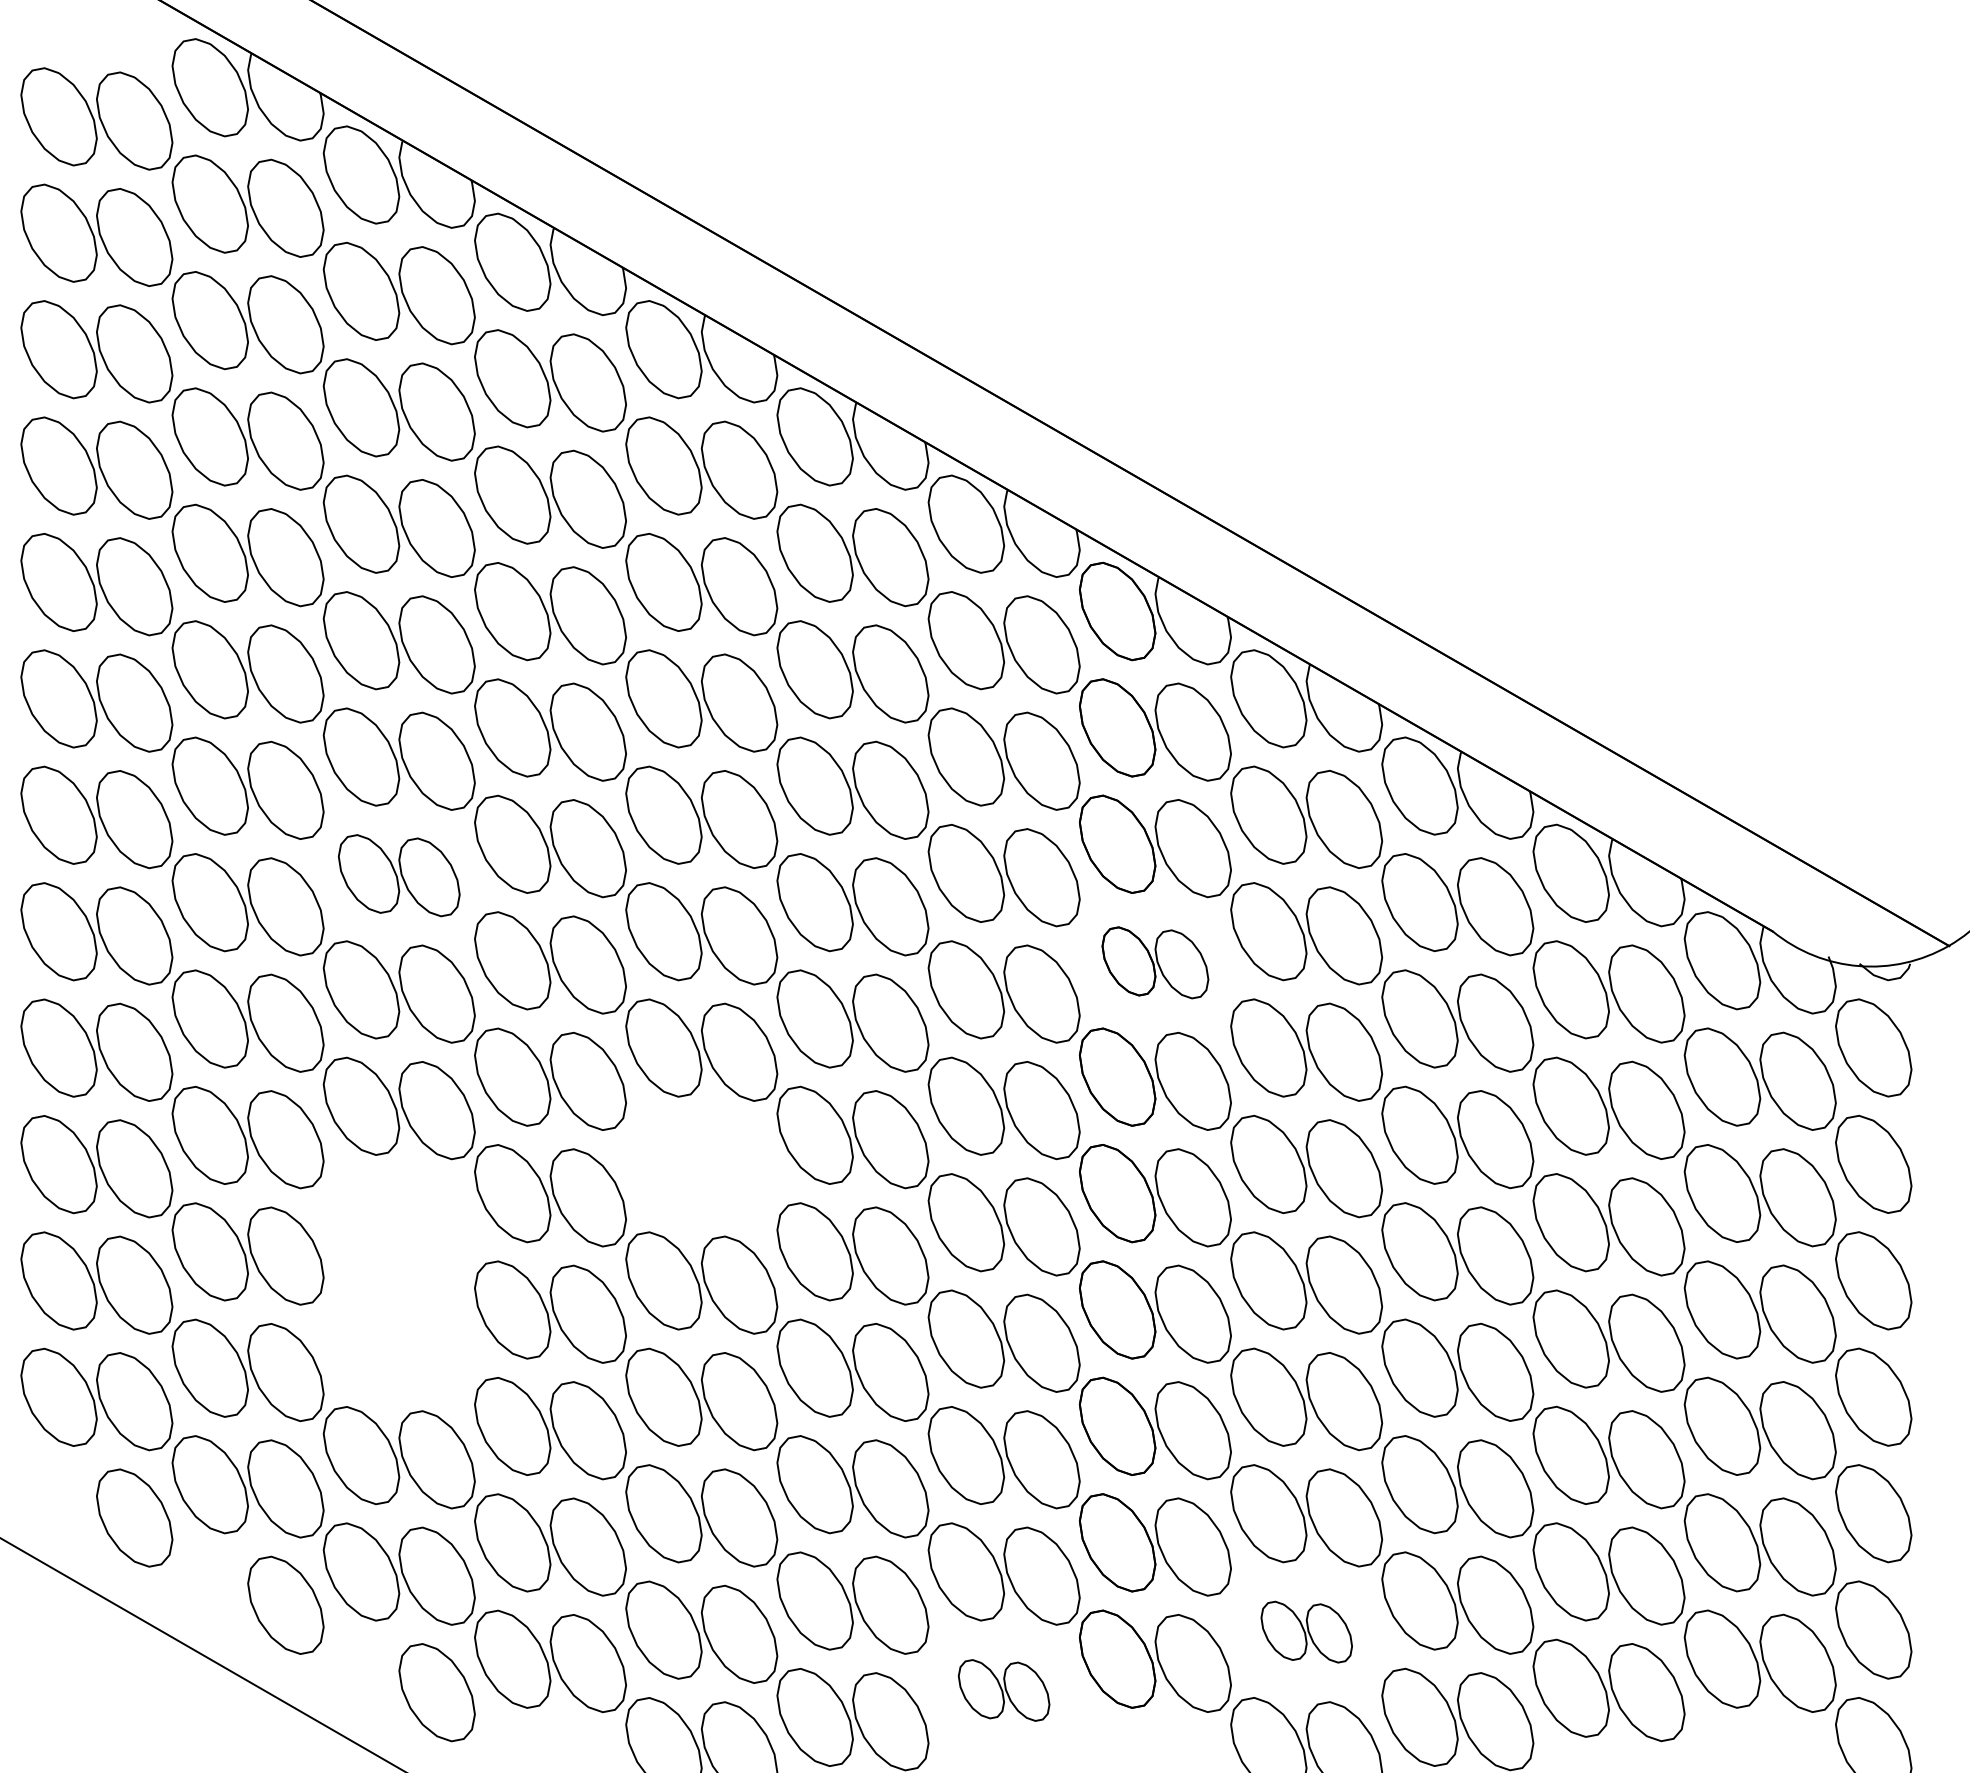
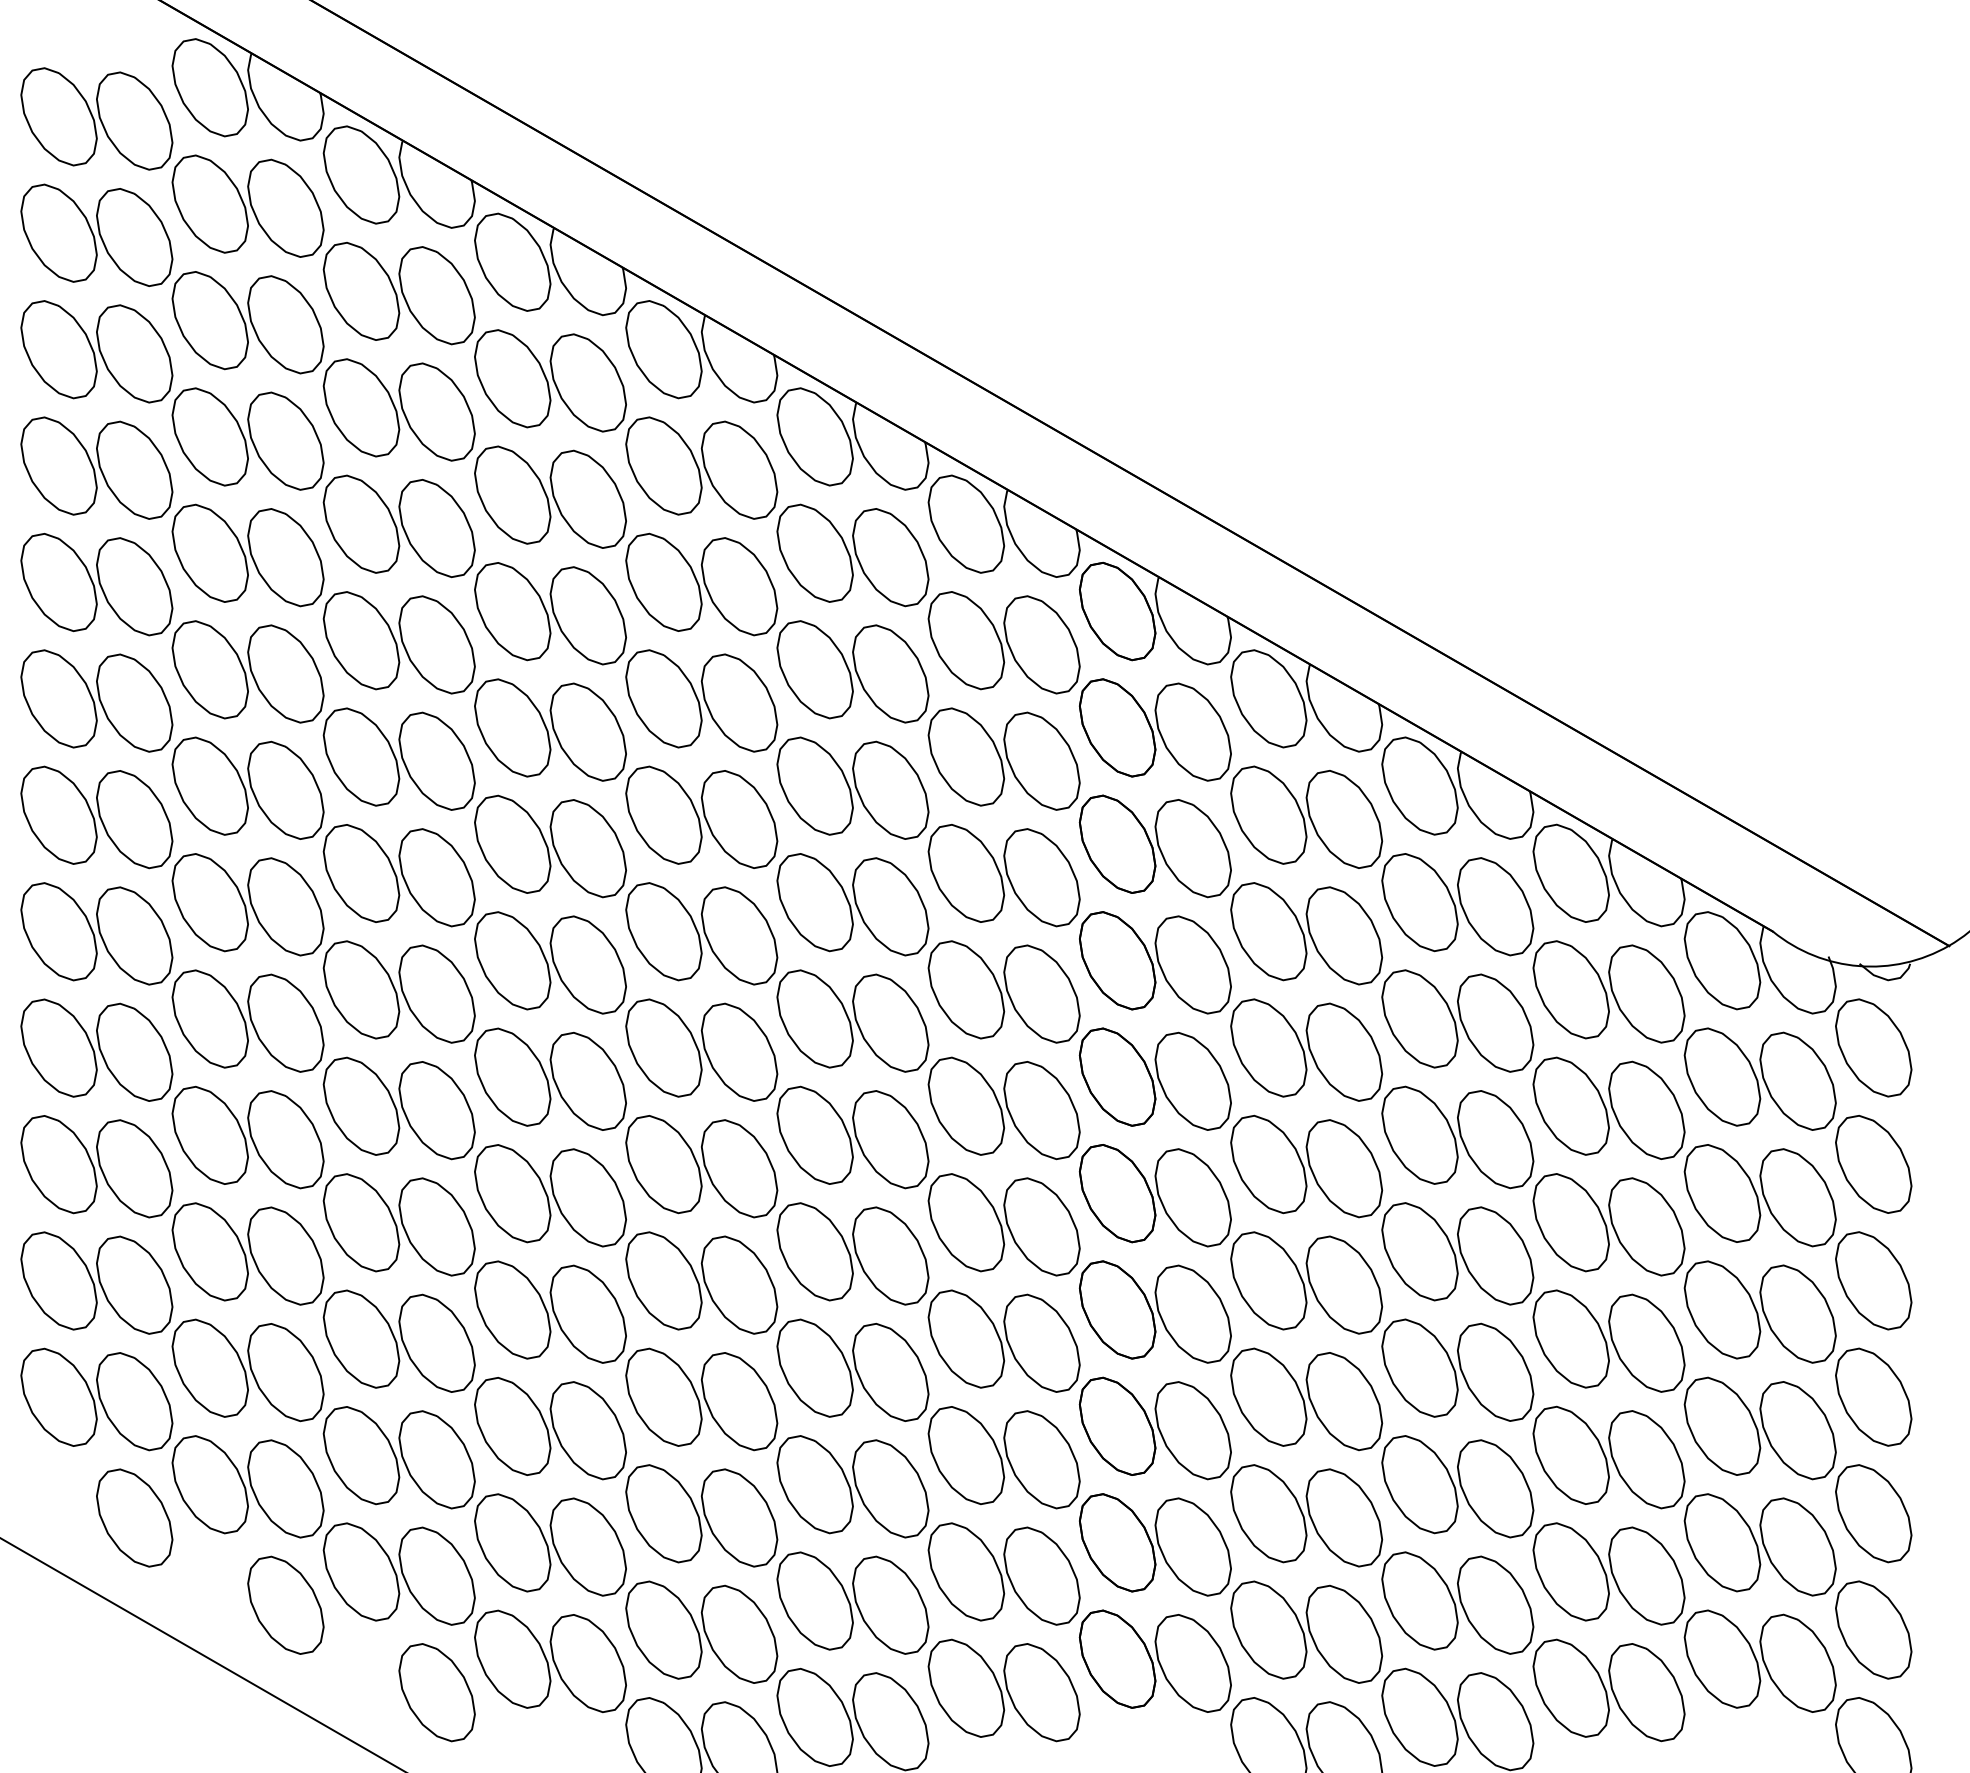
part size: 124x84 px -> 154x104 px (398, 875)
part size: 109x74 px -> 153x104 px (1155, 962)
part: none -> present (701, 1166)
part: none -> present (398, 1224)
part: none -> present (398, 1340)
part size: 93x64 px -> 154x104 px (1306, 1631)
part size: 94x63 px -> 154x105 px (1003, 1690)
